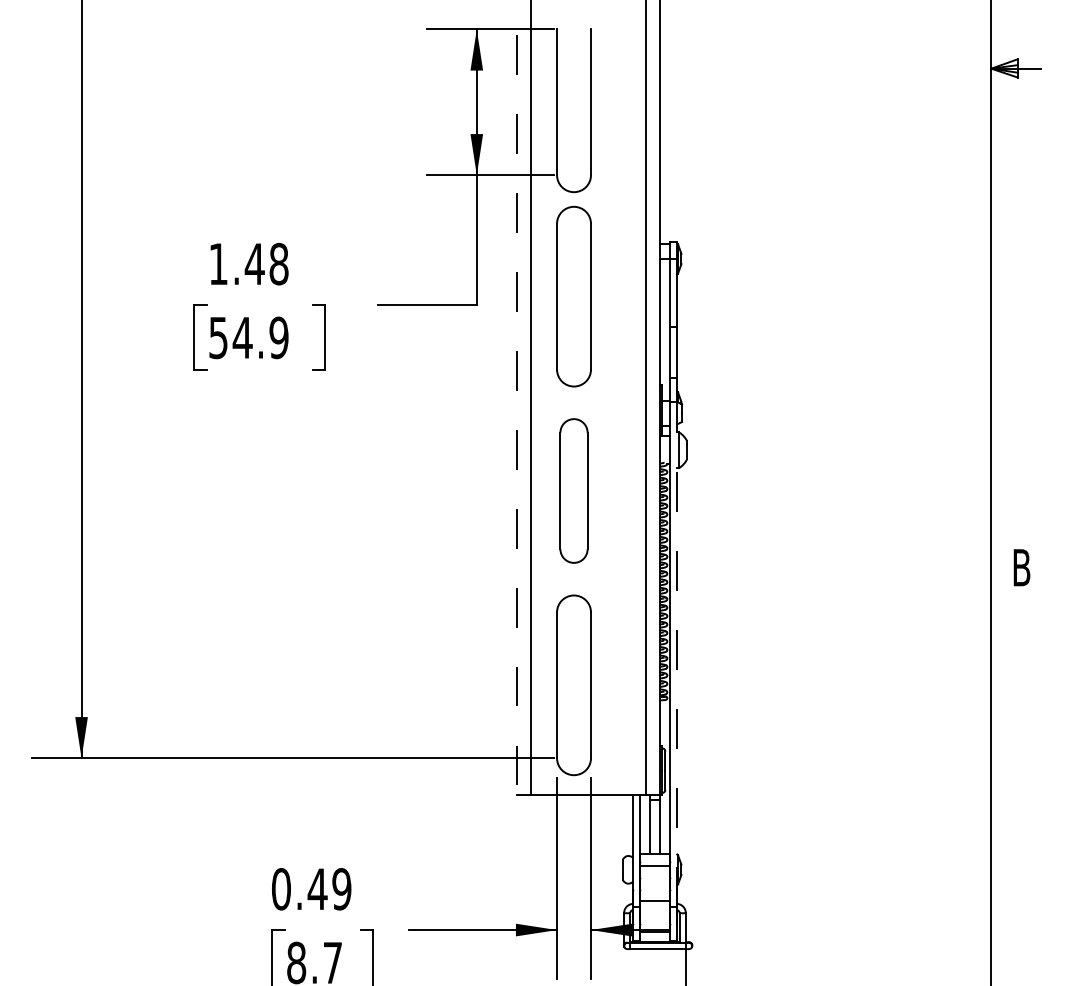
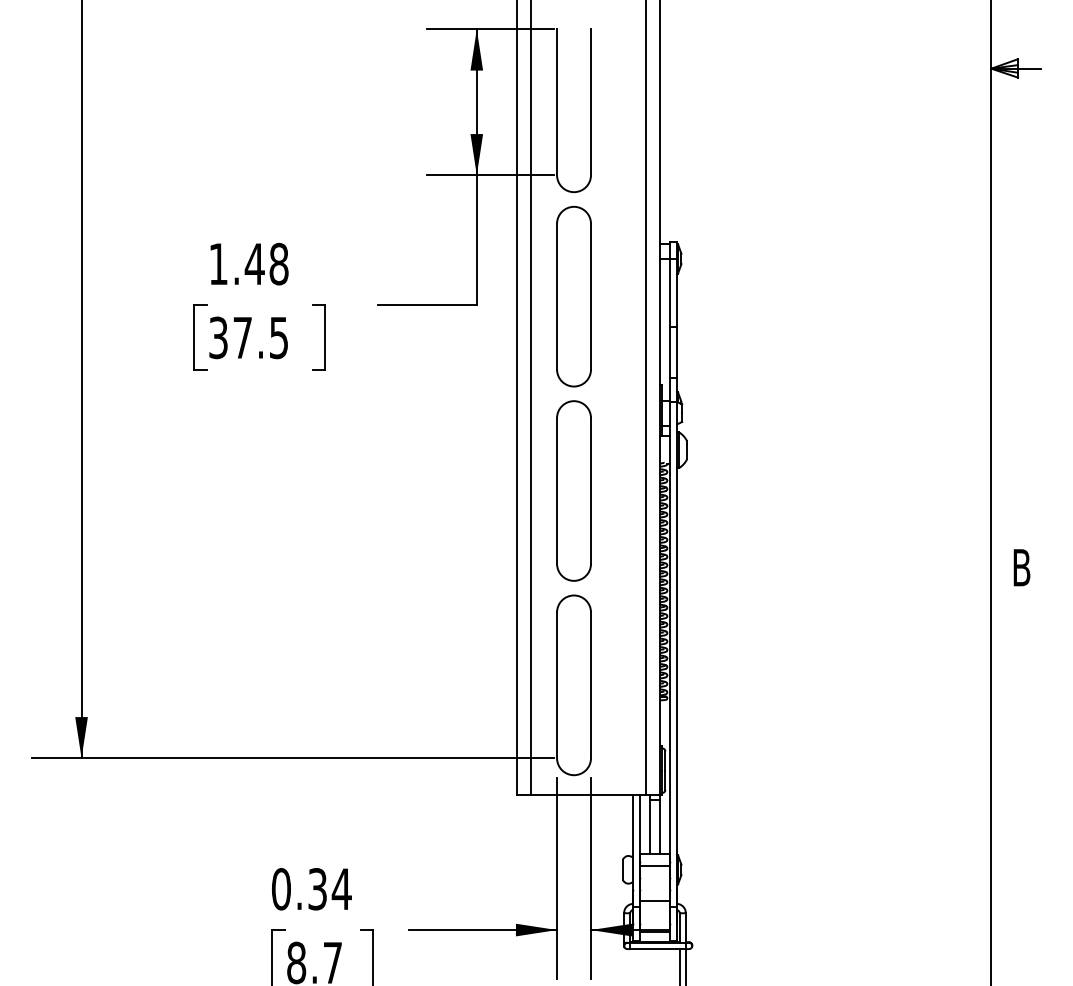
text: 54.9 -> 37.5 (248, 337)
line: dashed -> solid (516, 398)
part size: 30x146 px -> 36x182 px (573, 490)
line: dashed -> solid (677, 654)
text: 0.49 -> 0.34 (329, 889)
line: none -> present (679, 965)
